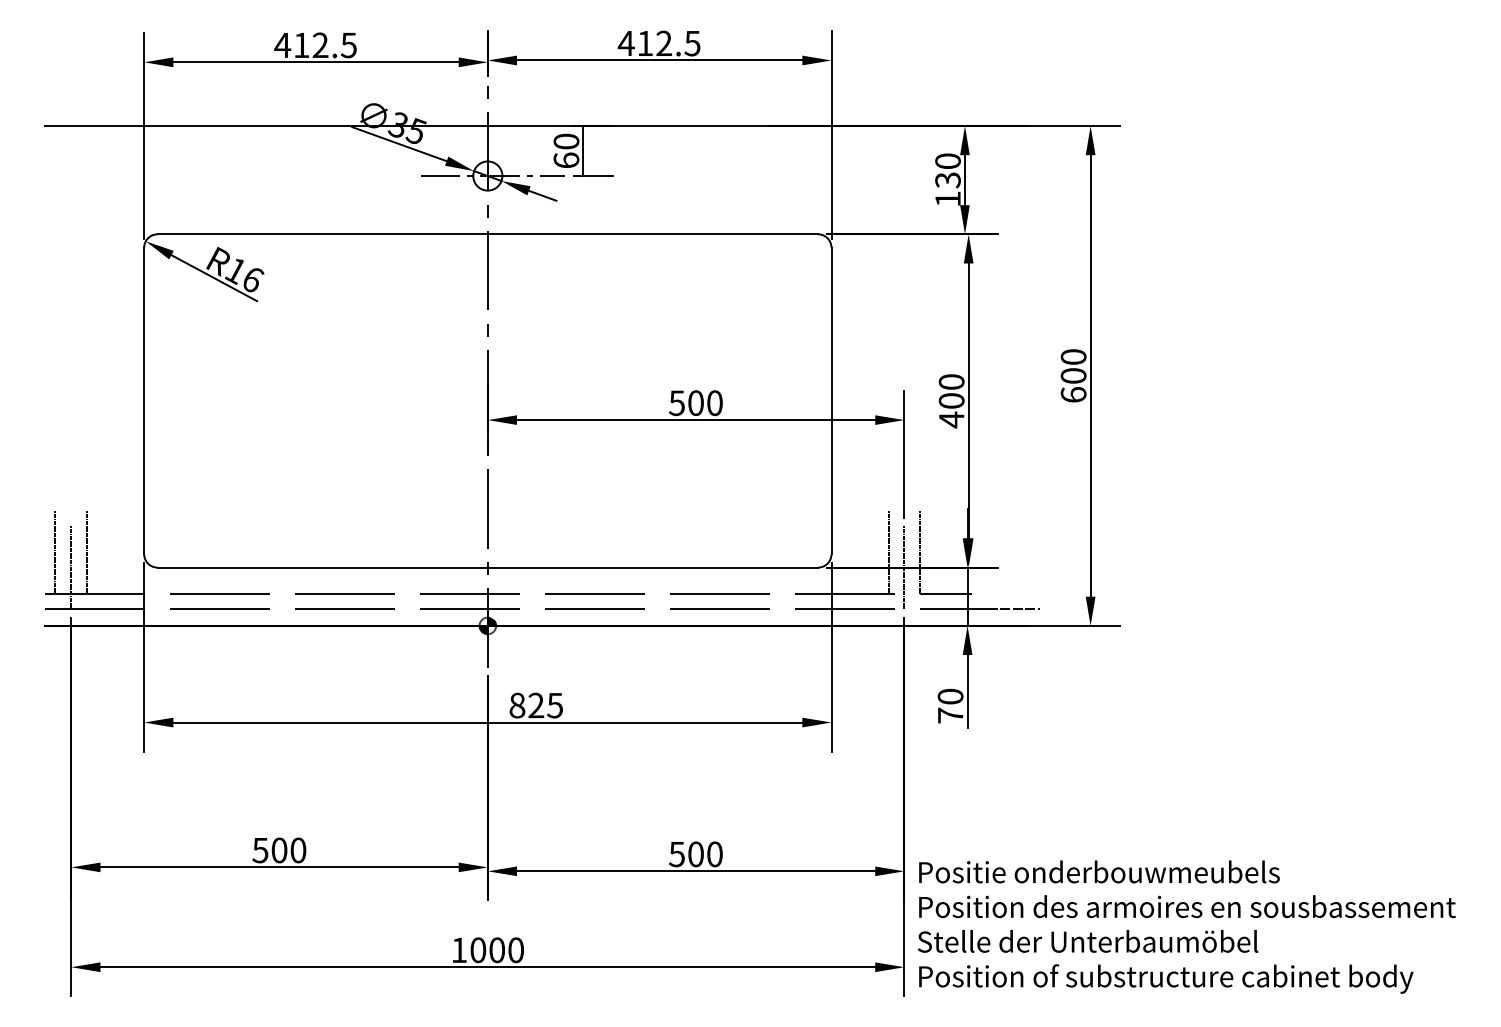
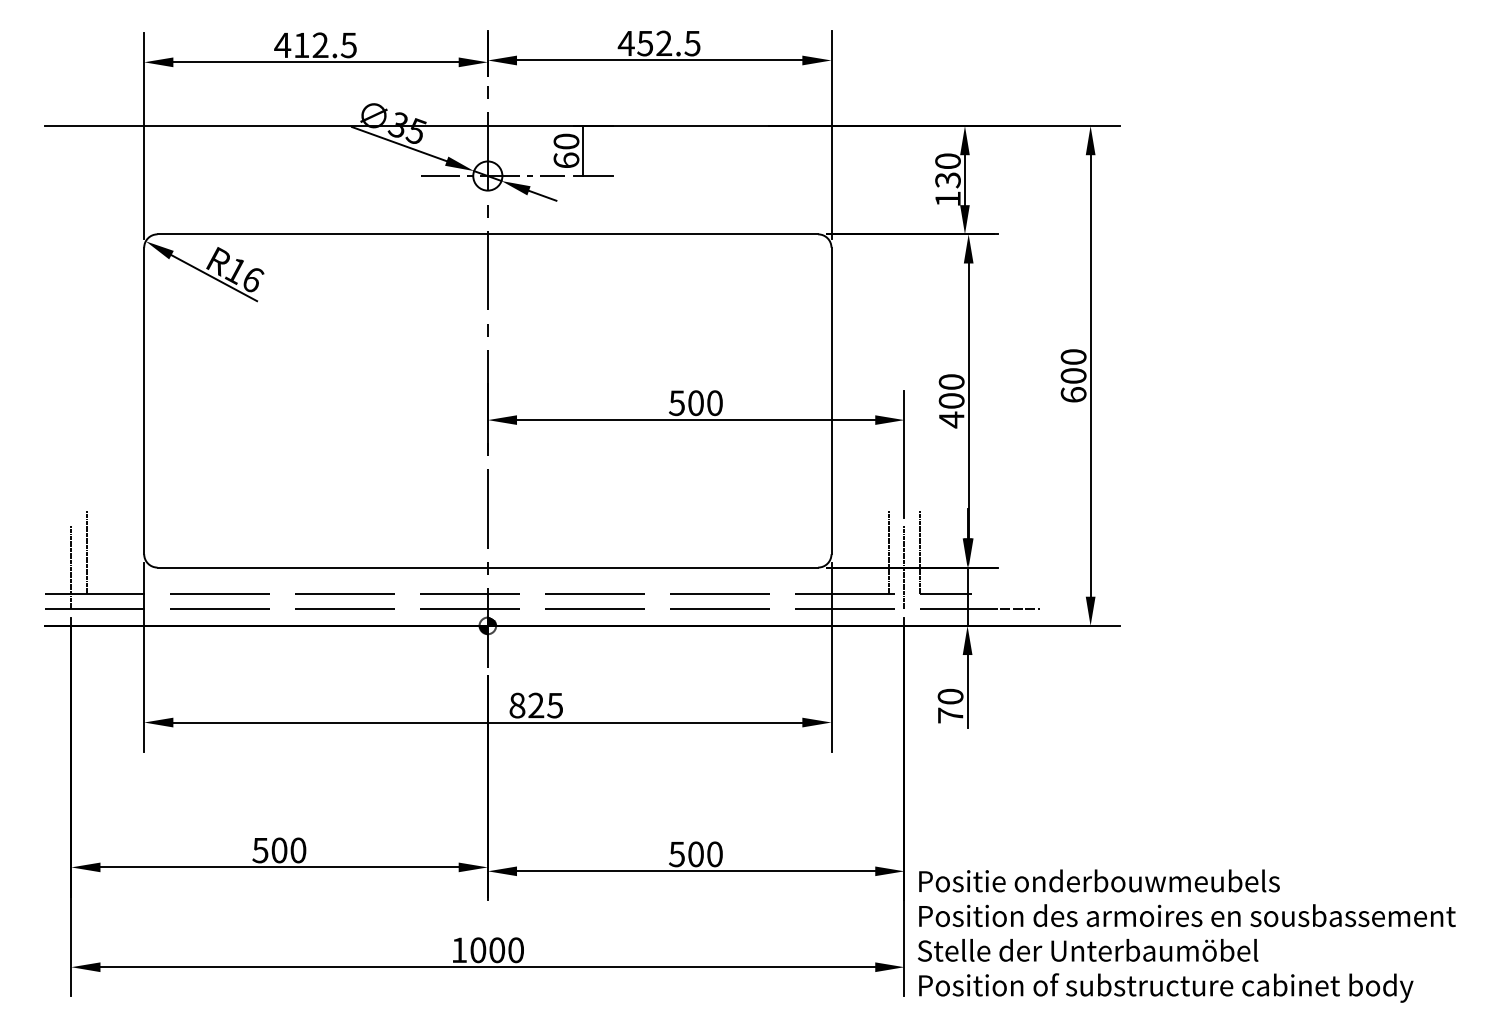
text: 412.5 -> 452.5 (644, 43)
line: present -> none (55, 552)
text position: (1186, 926) -> (1186, 935) (1186, 935)
